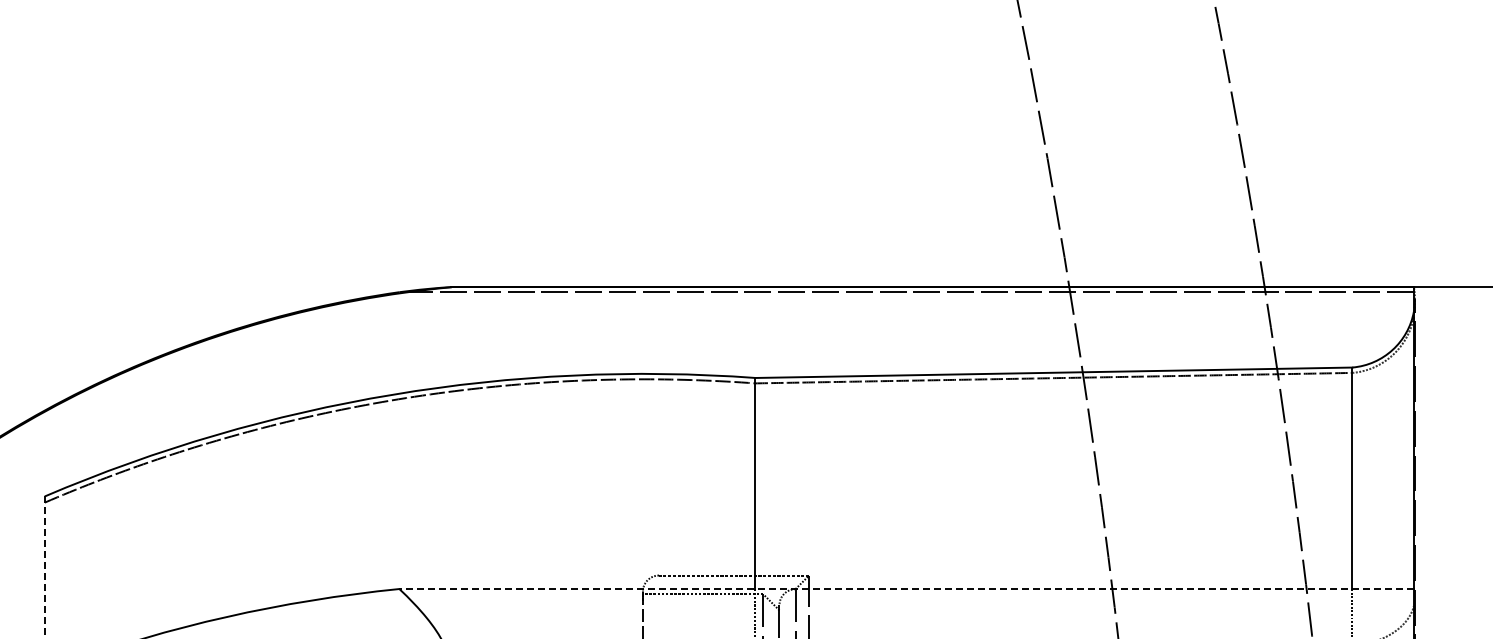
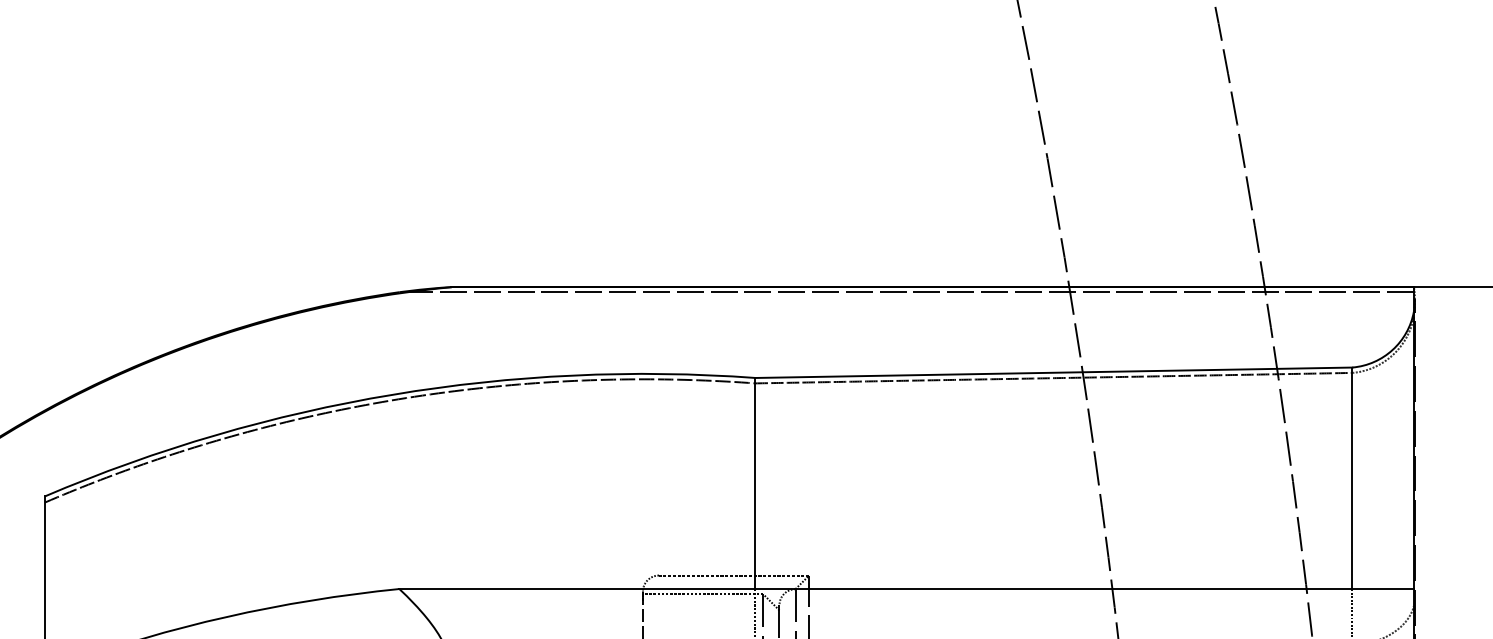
line: dashed -> solid (44, 567)
line: dashed -> solid (906, 589)
